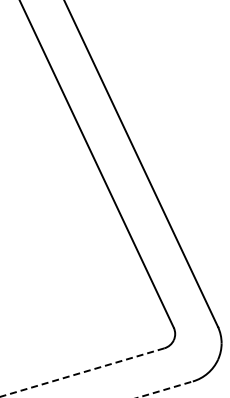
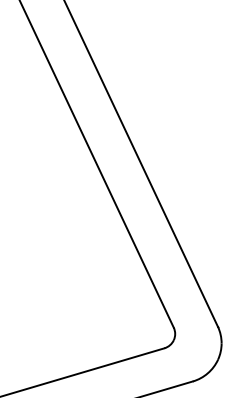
line: dashed -> solid (82, 372)
line: dashed -> solid (165, 389)
